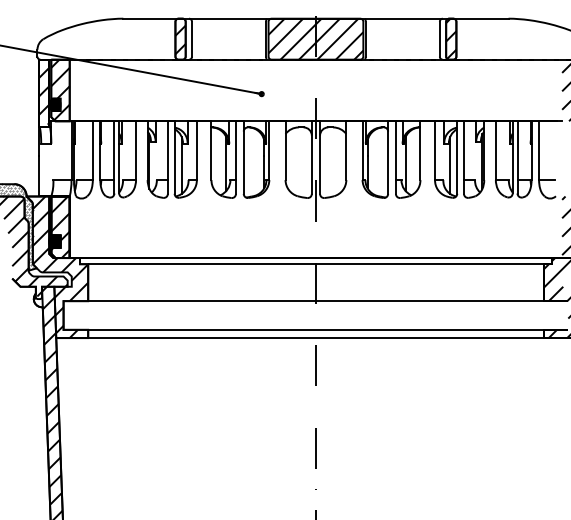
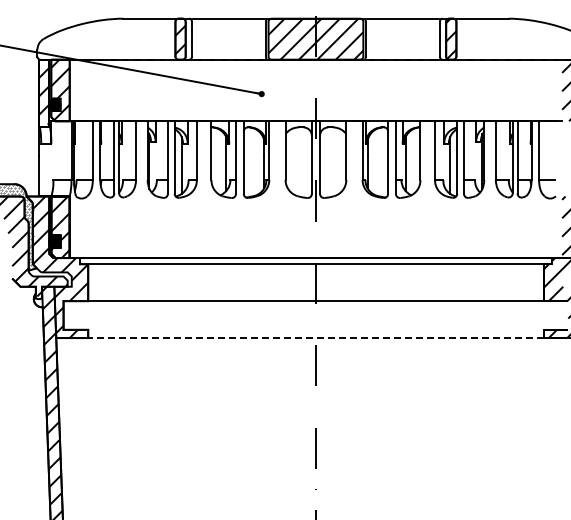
line: present -> none (315, 329)
line: solid -> dashed (315, 338)
